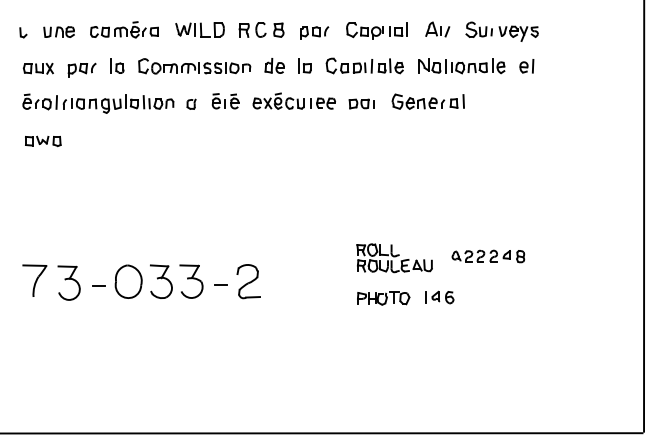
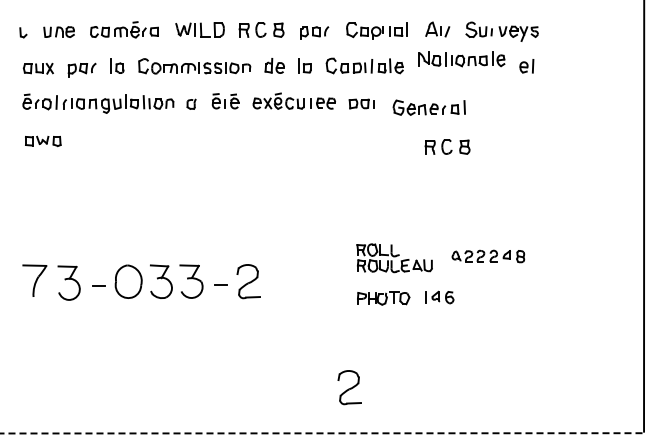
part position: (461, 66) -> (461, 59) (461, 59)
part position: (427, 101) -> (428, 107) (428, 107)
part: none -> present (447, 146)
part: none -> present (349, 387)
line: solid -> dashed (321, 433)
